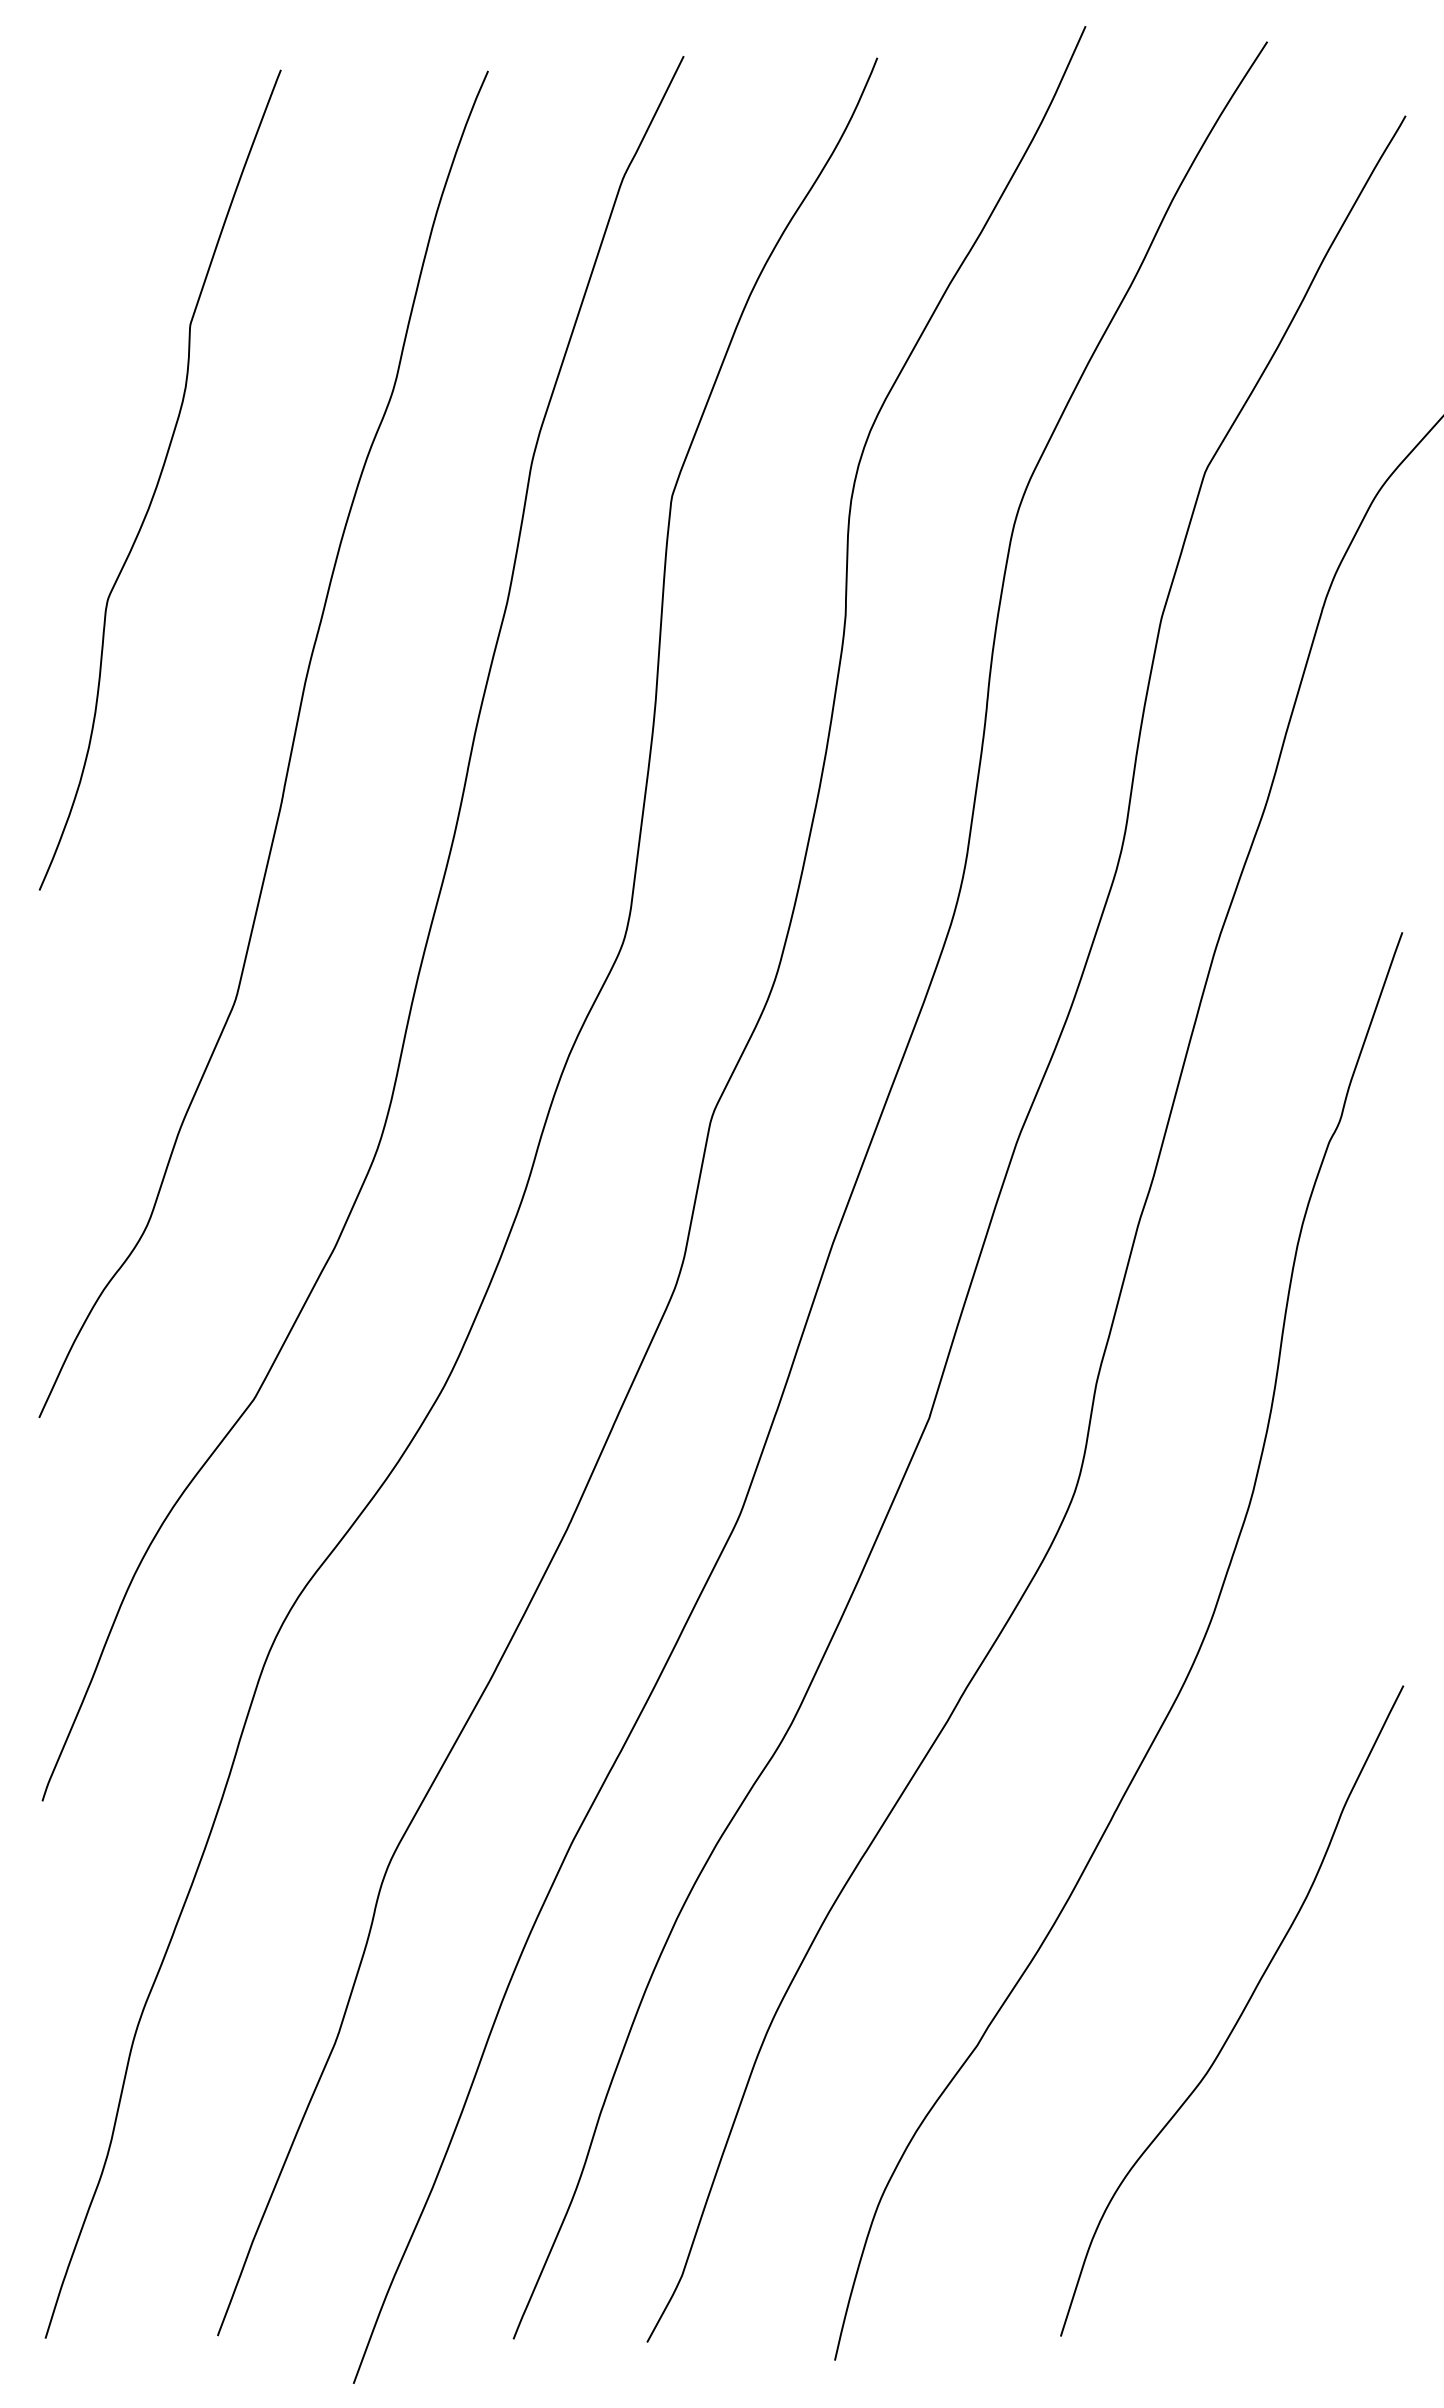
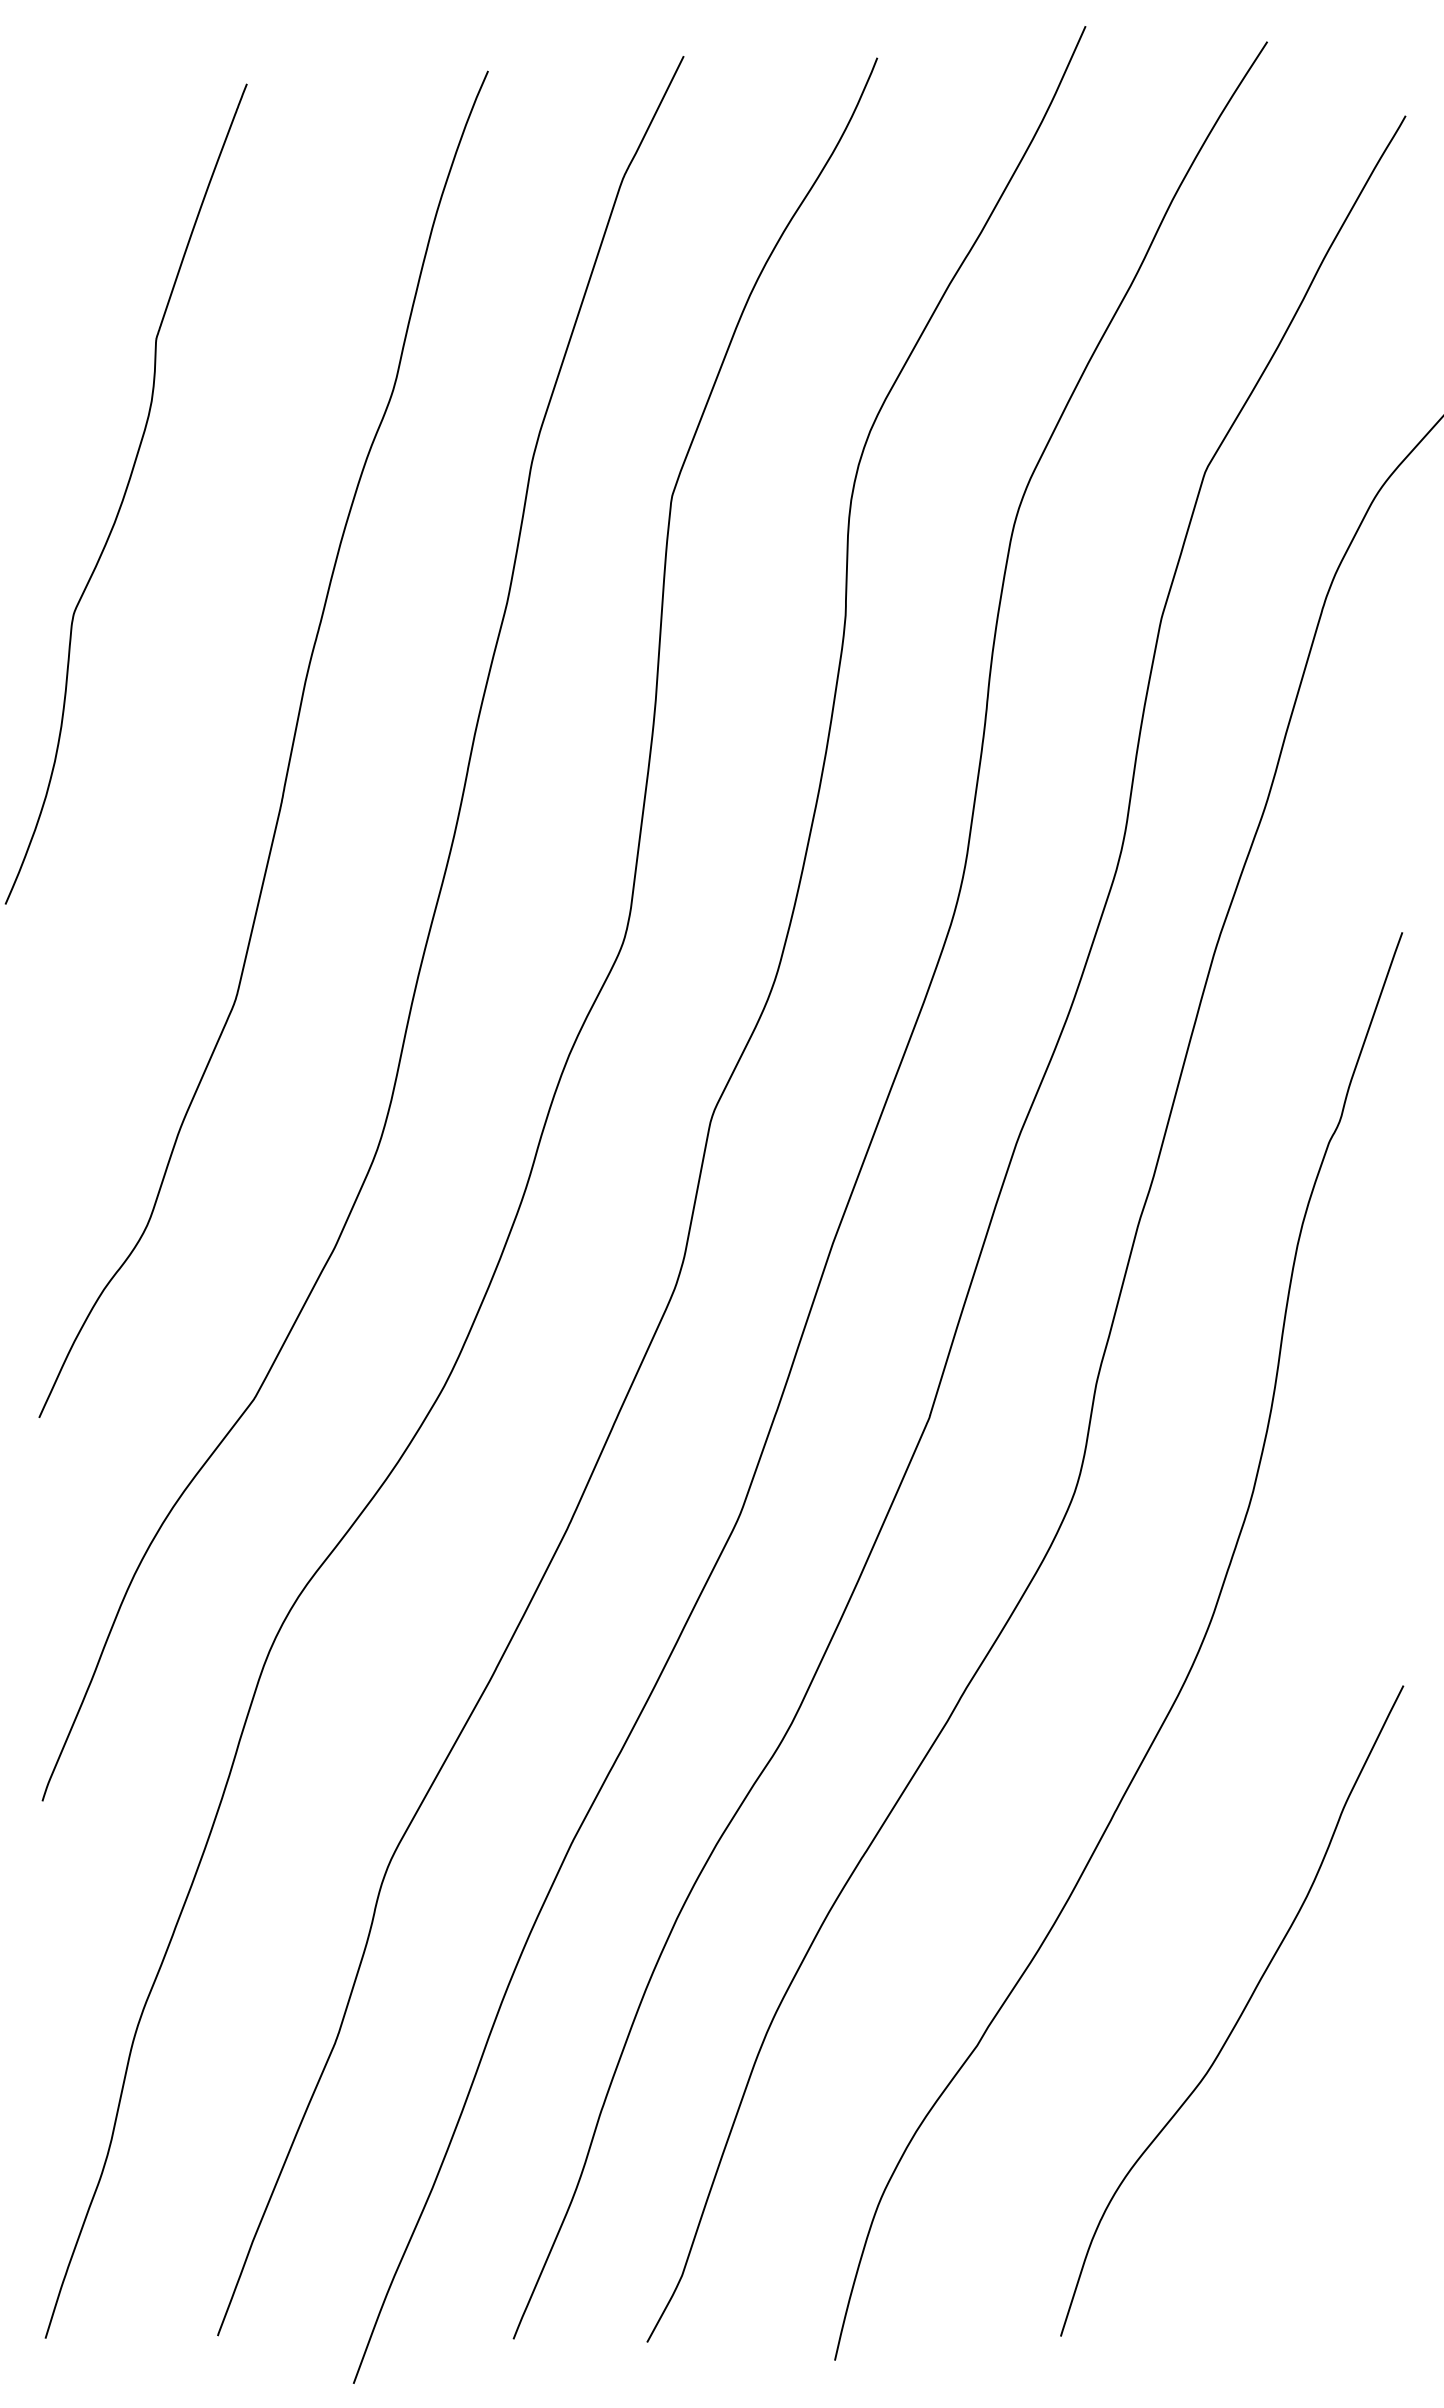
curve position: (159, 479) -> (125, 493) (125, 493)
